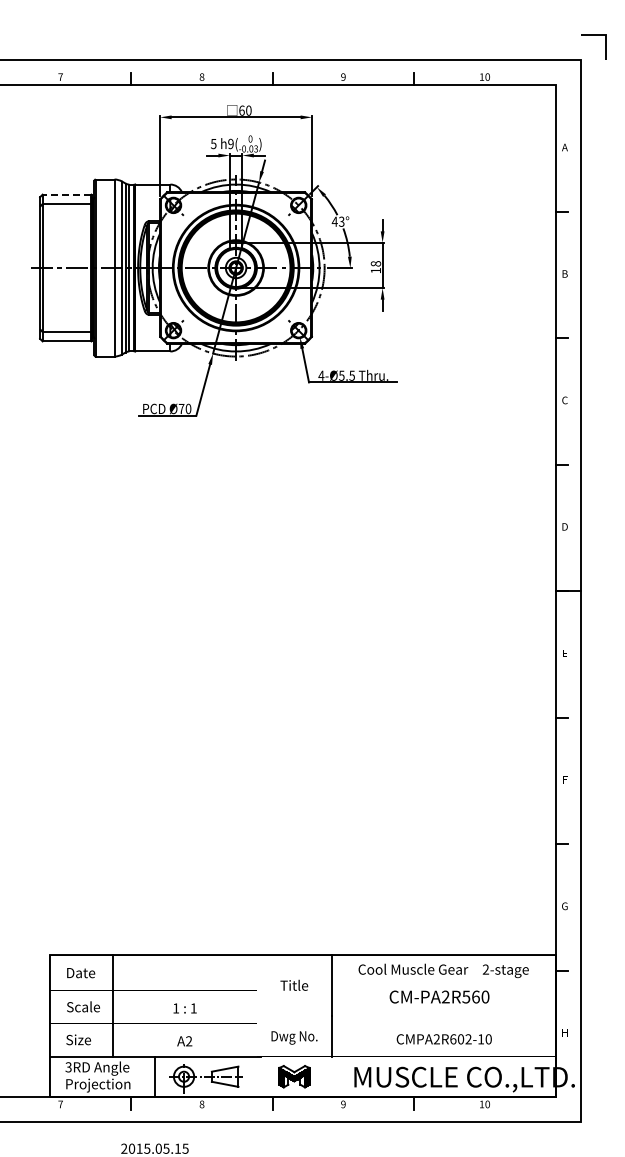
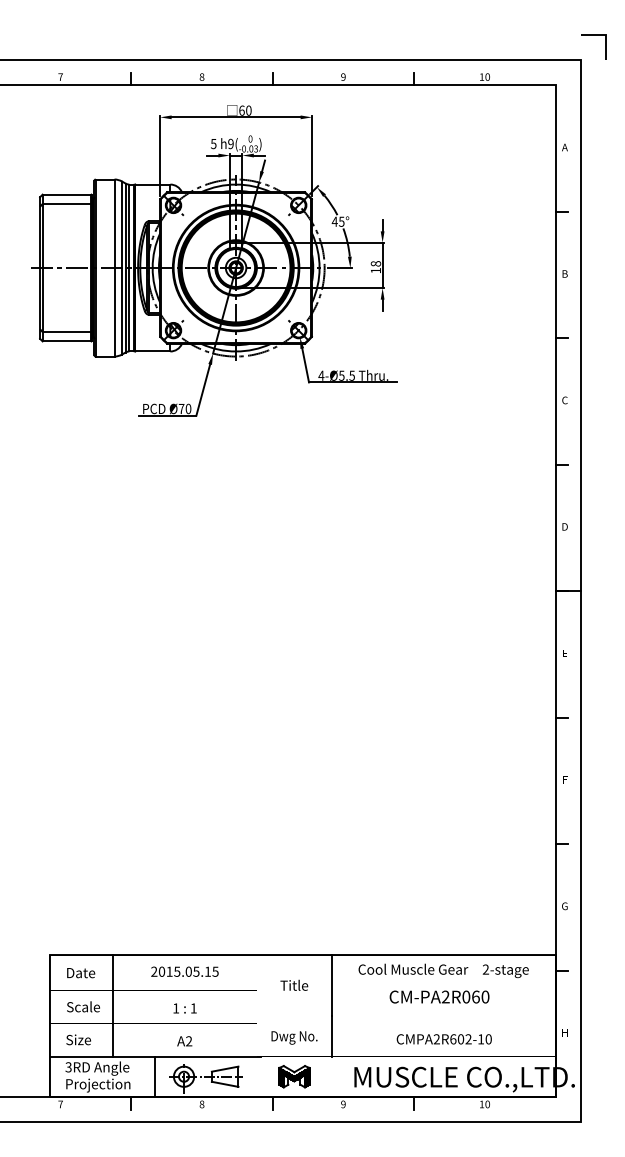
line: dashed -> solid (66, 194)
text: 43° -> 45° (341, 221)
text: CM-PA2R560 -> CM-PA2R060 (466, 996)
text position: (154, 1148) -> (184, 971) (184, 971)
